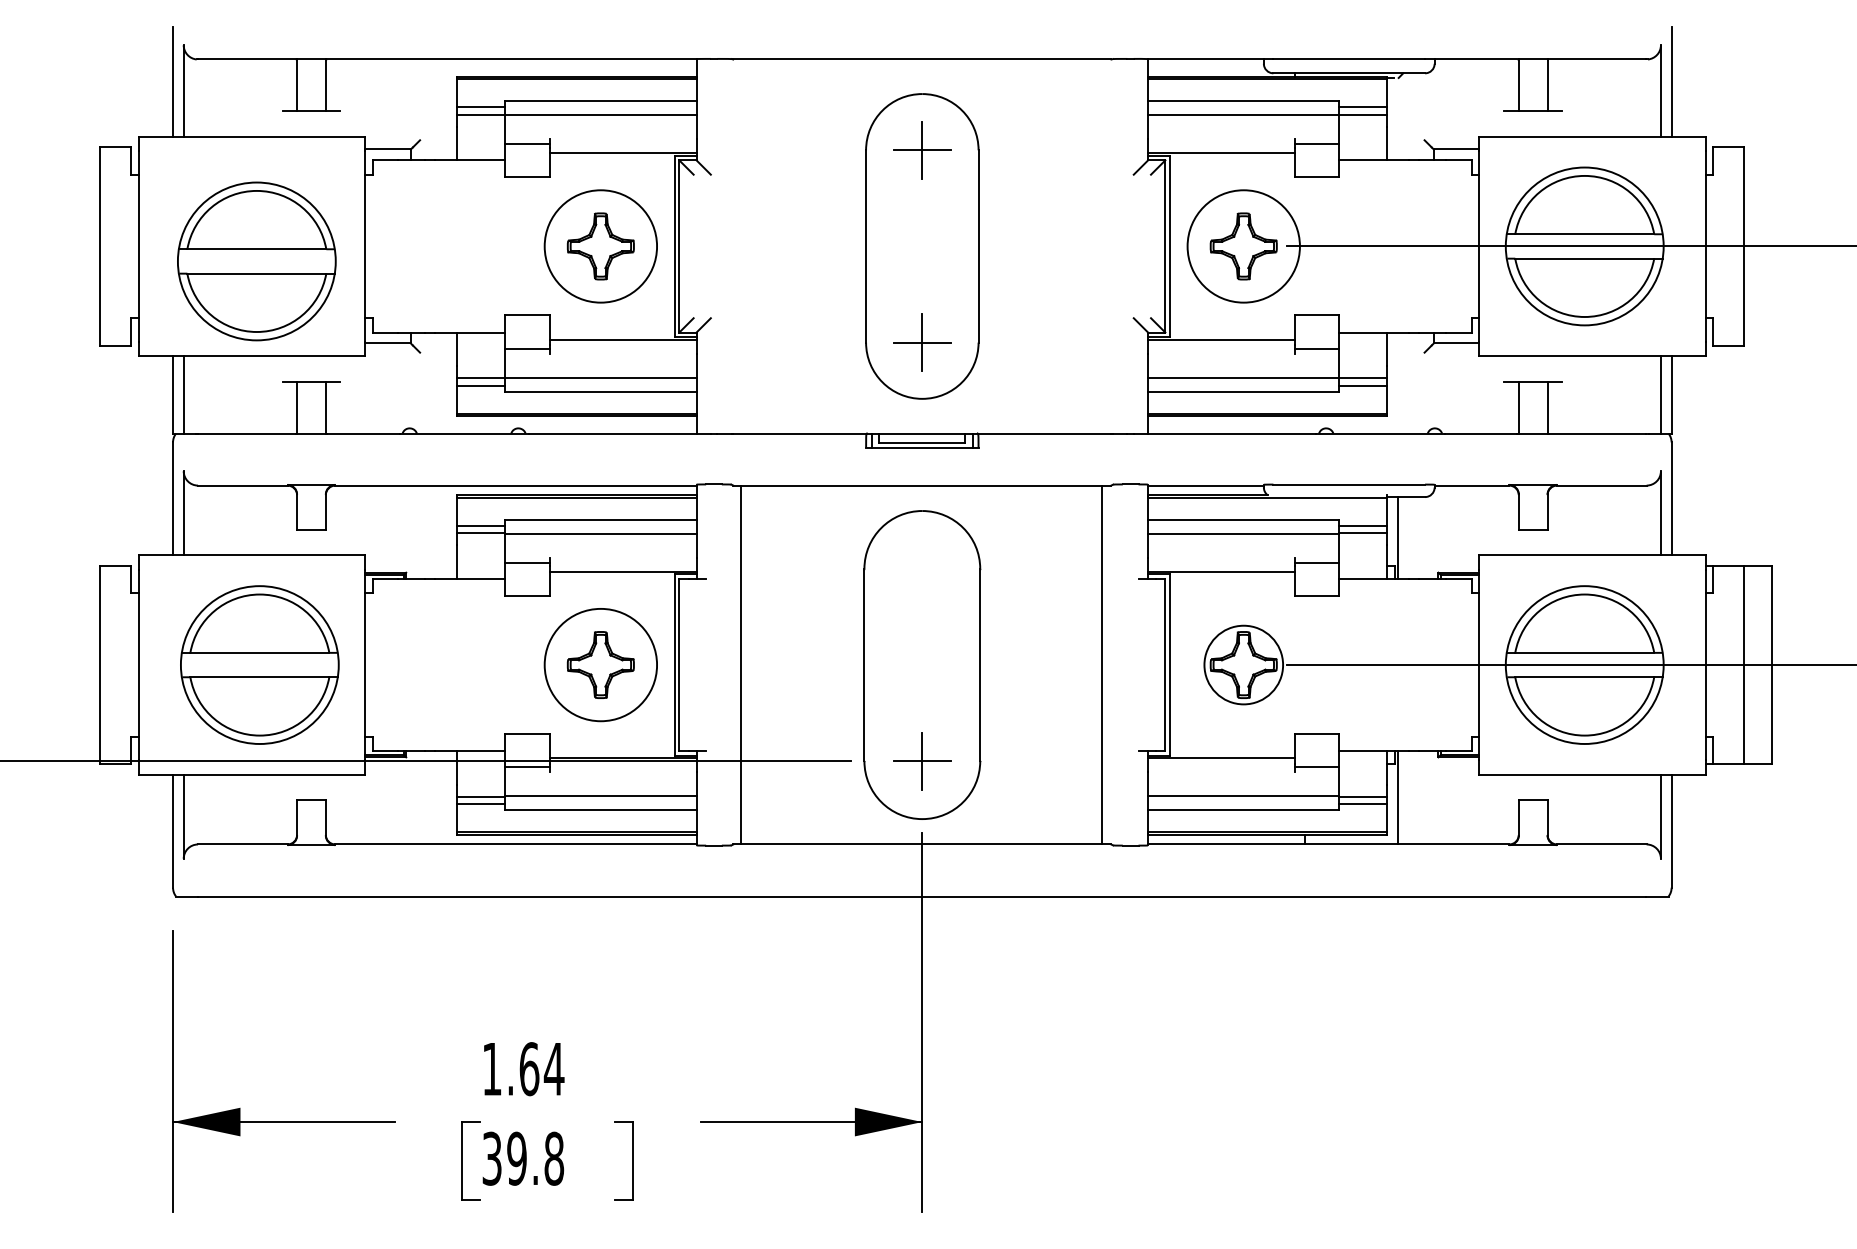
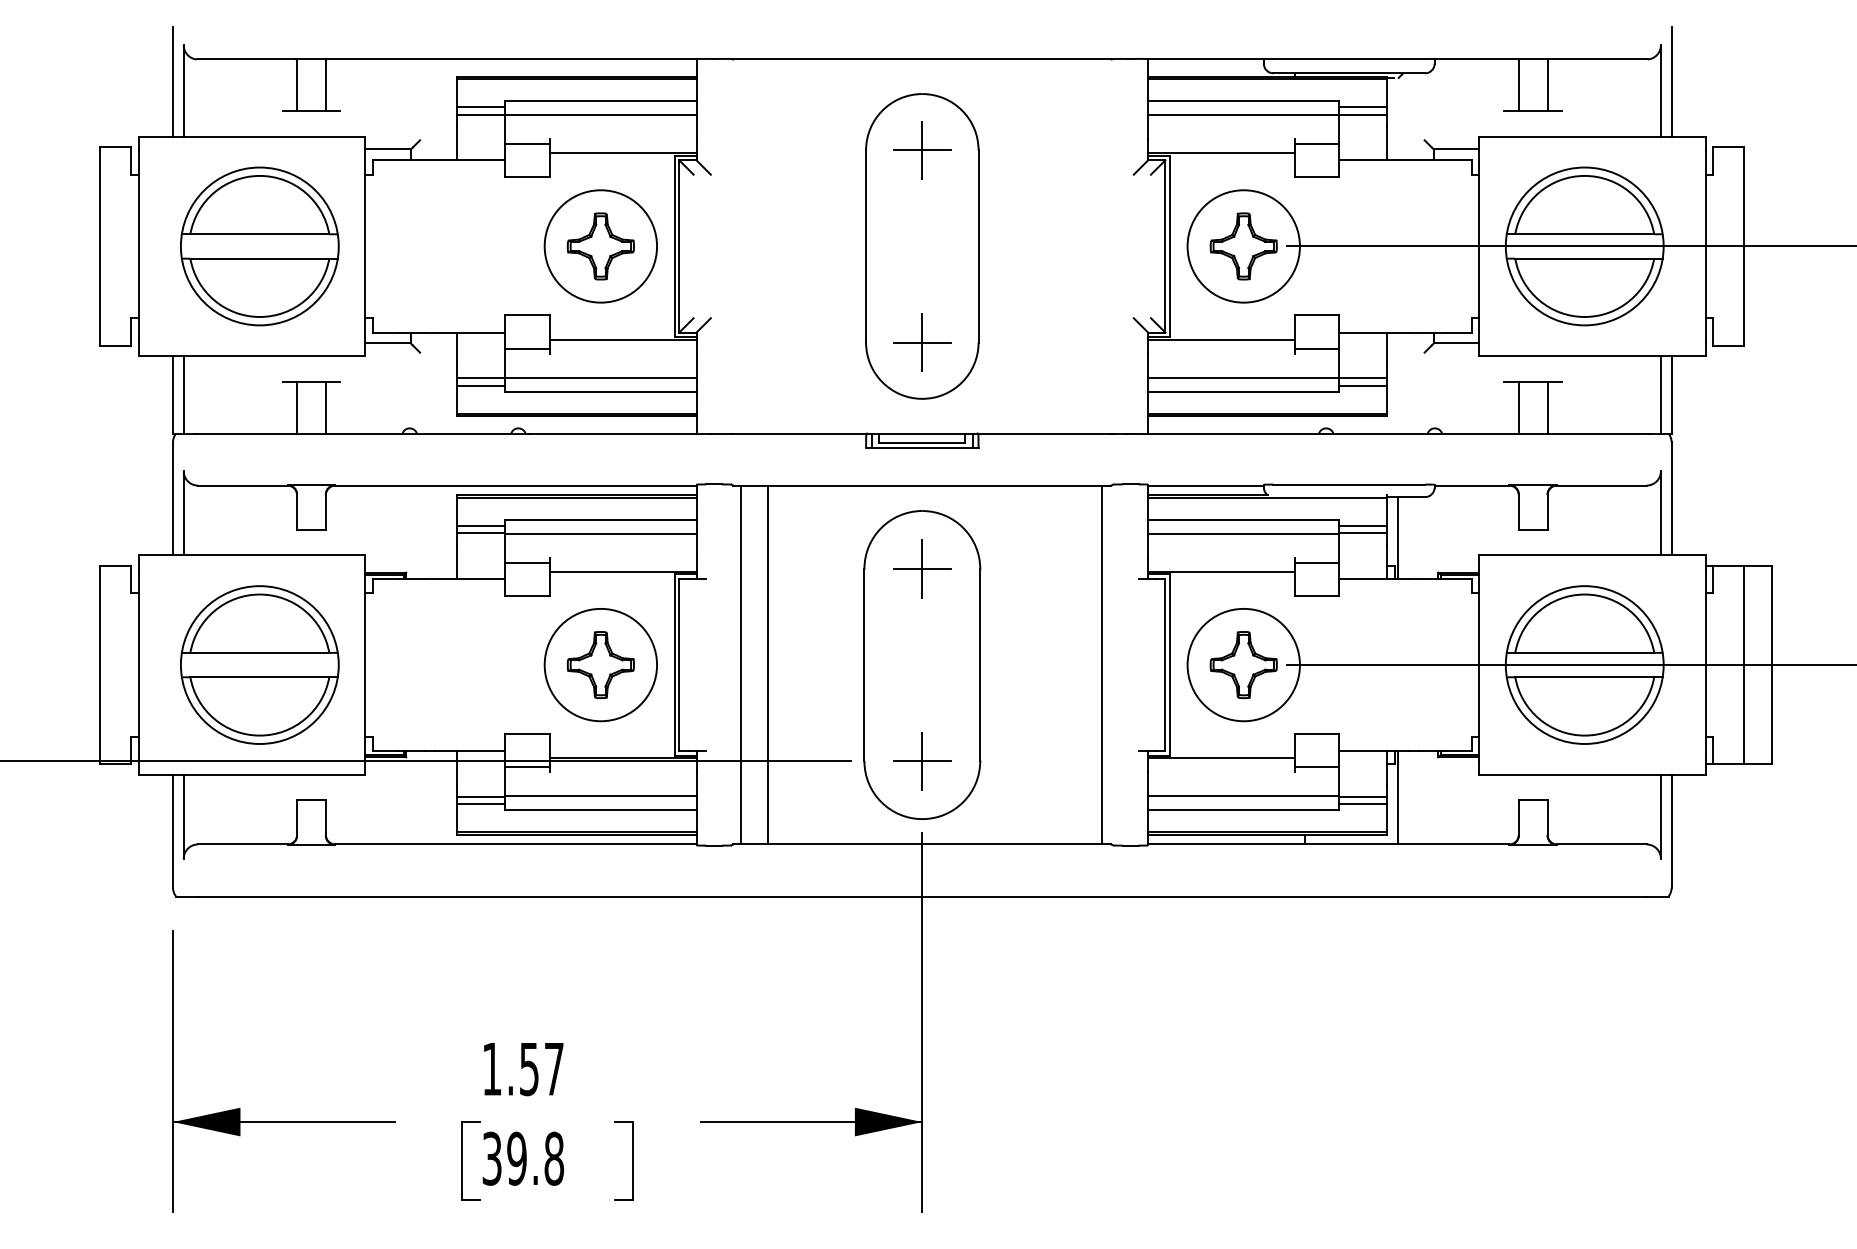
part position: (256, 261) -> (259, 246) (259, 246)
part: none -> present (922, 568)
line: none -> present (767, 664)
circle diameter: 79 px -> 112 px (1243, 664)
text: 1.64 -> 1.57 (541, 1069)
